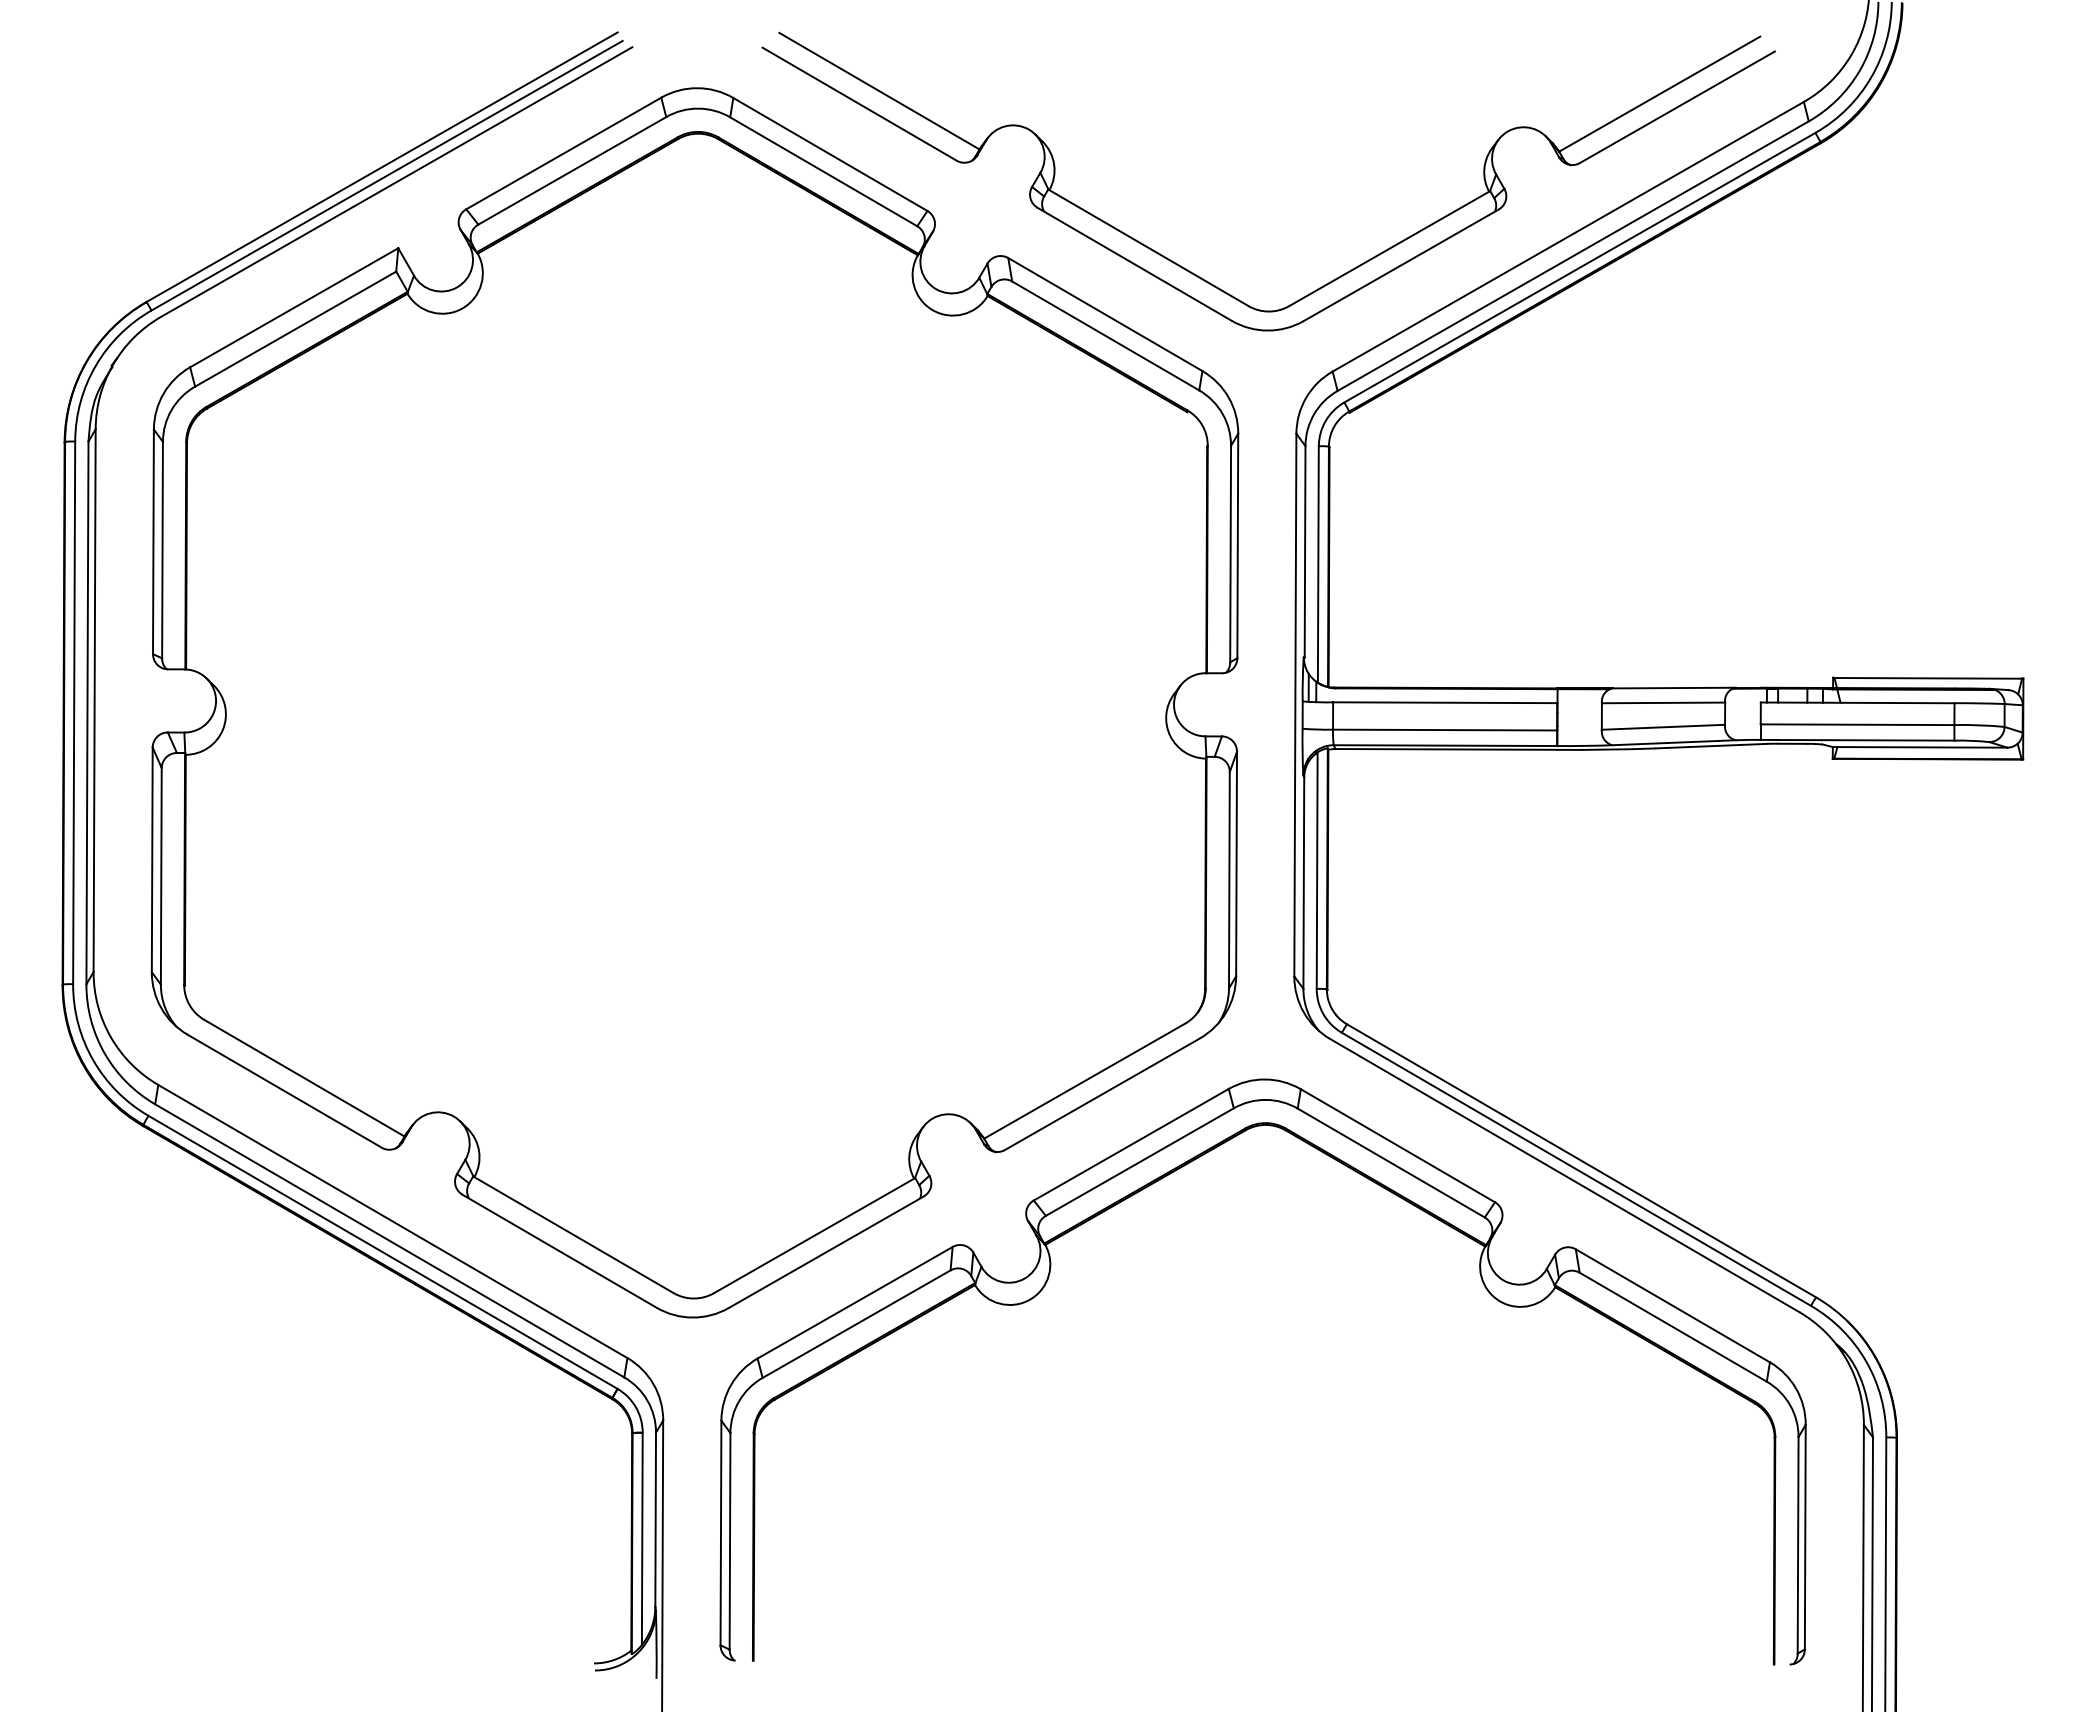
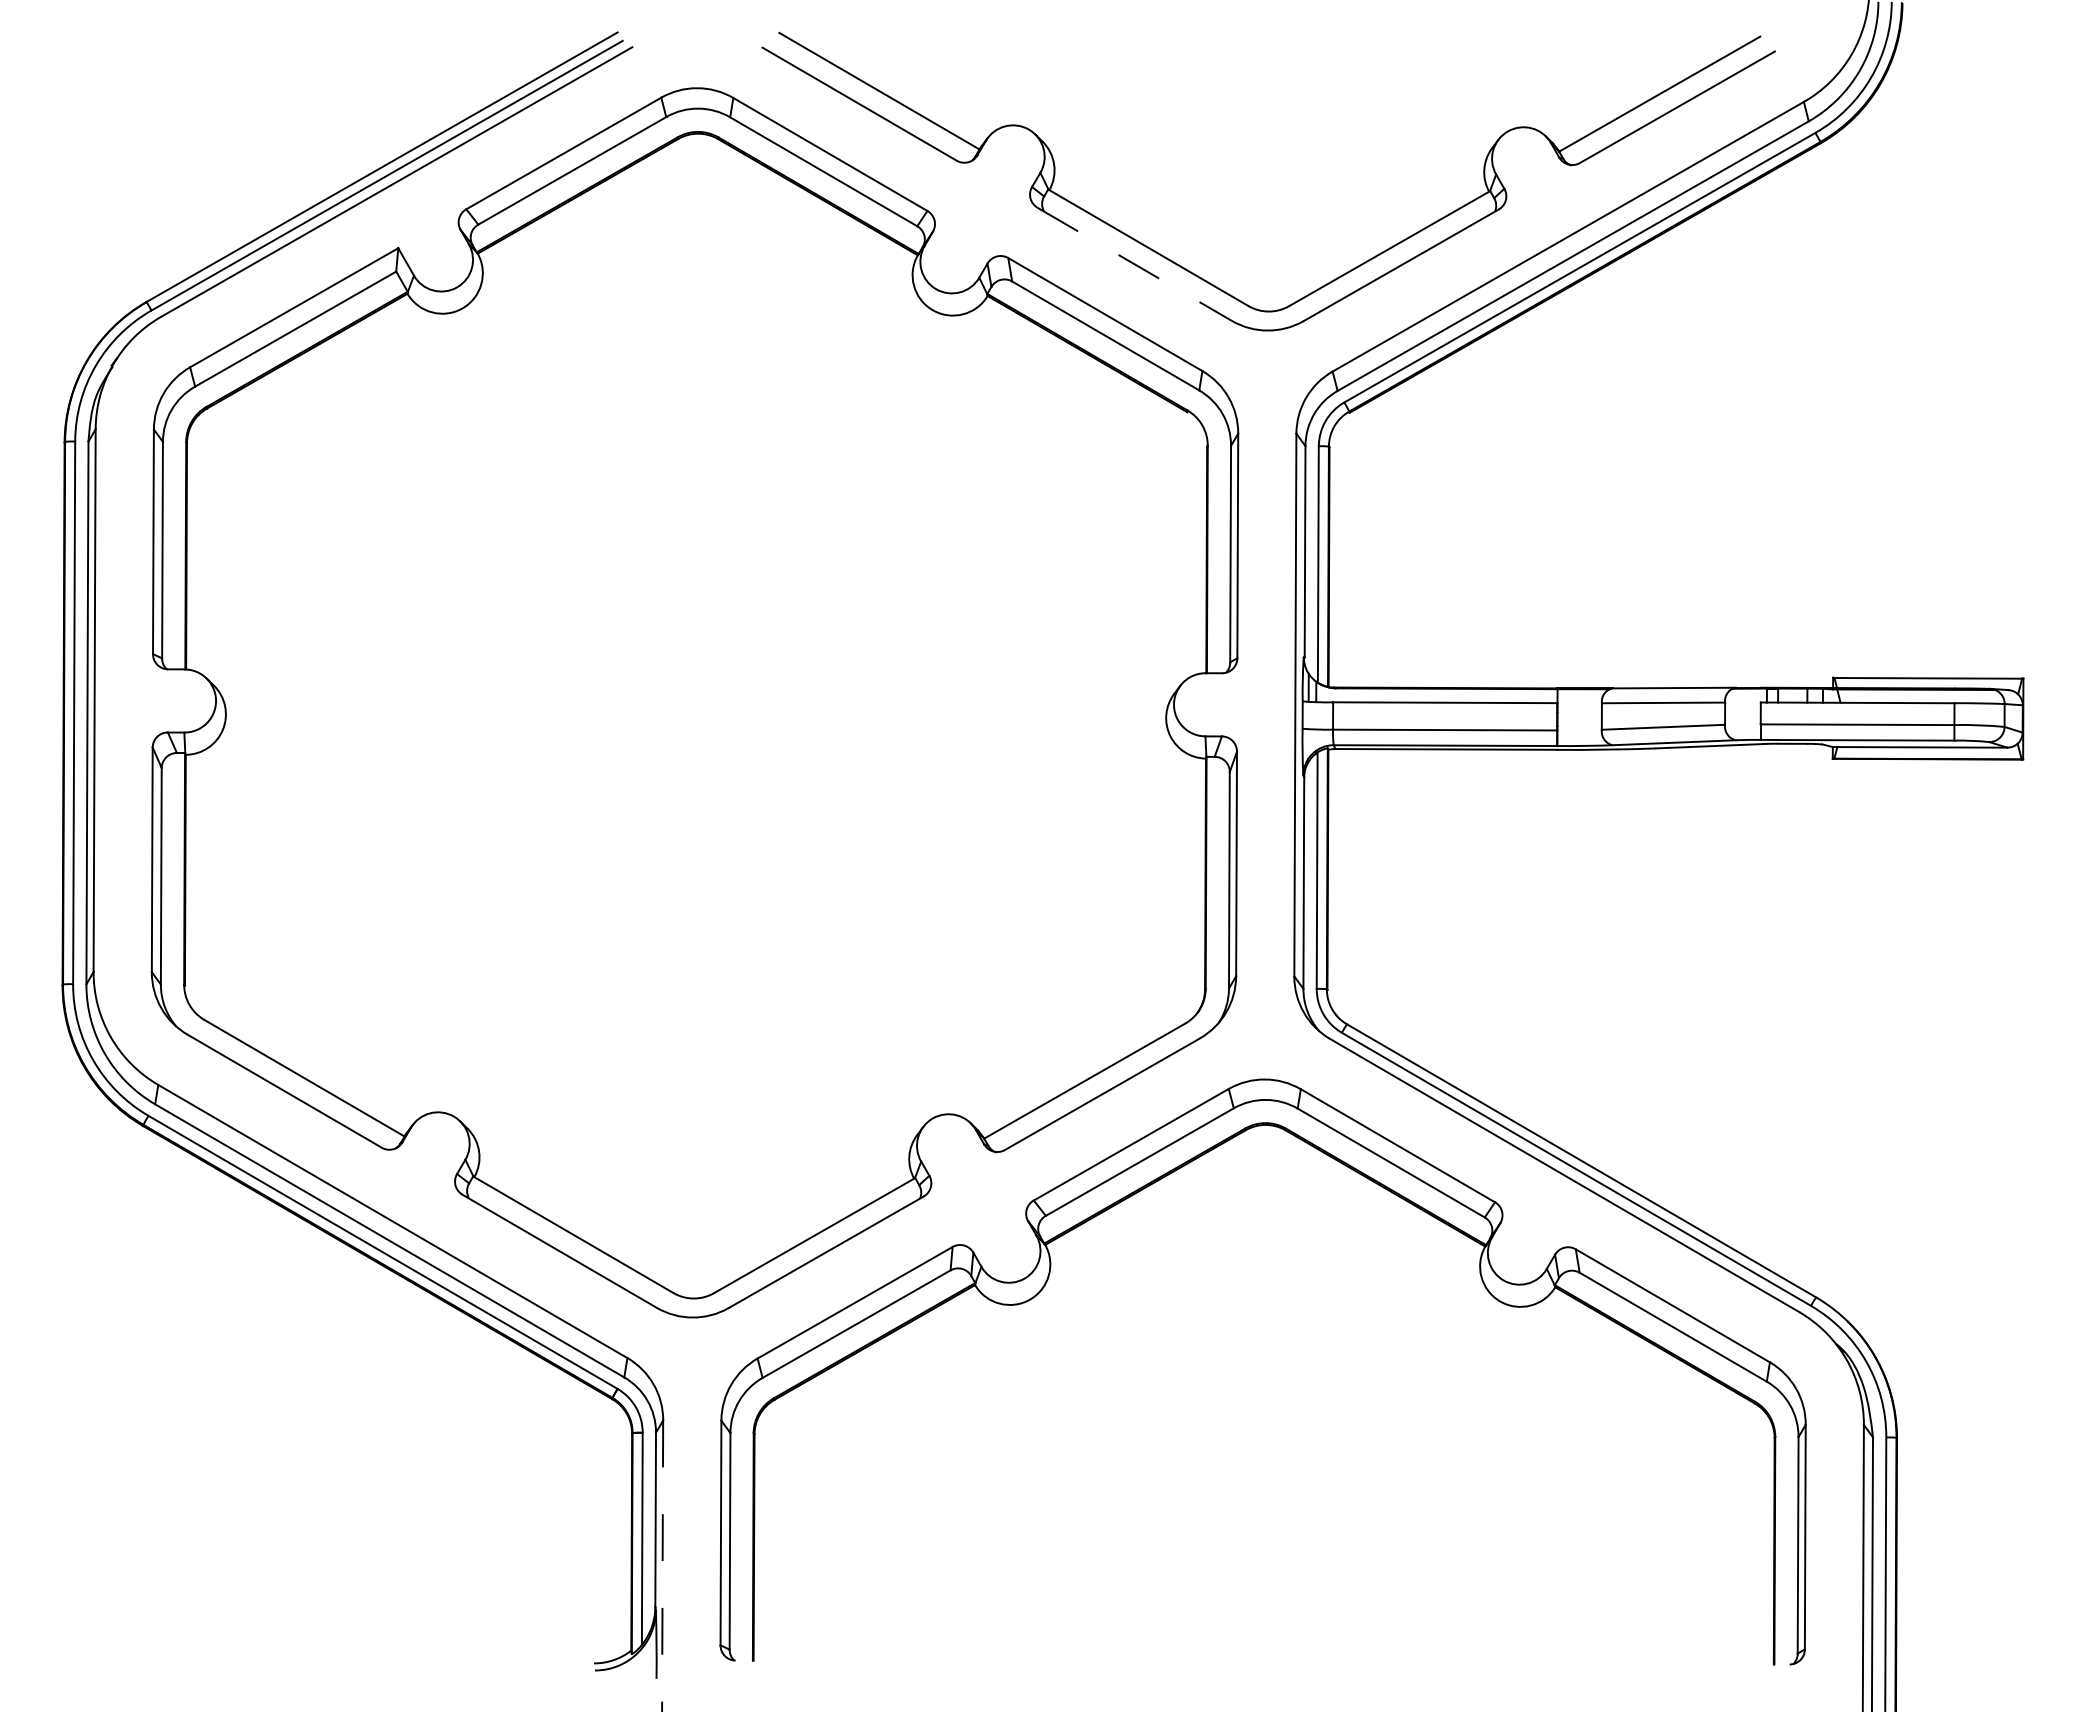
line: solid -> dashed (1135, 264)
line: solid -> dashed (662, 1566)
